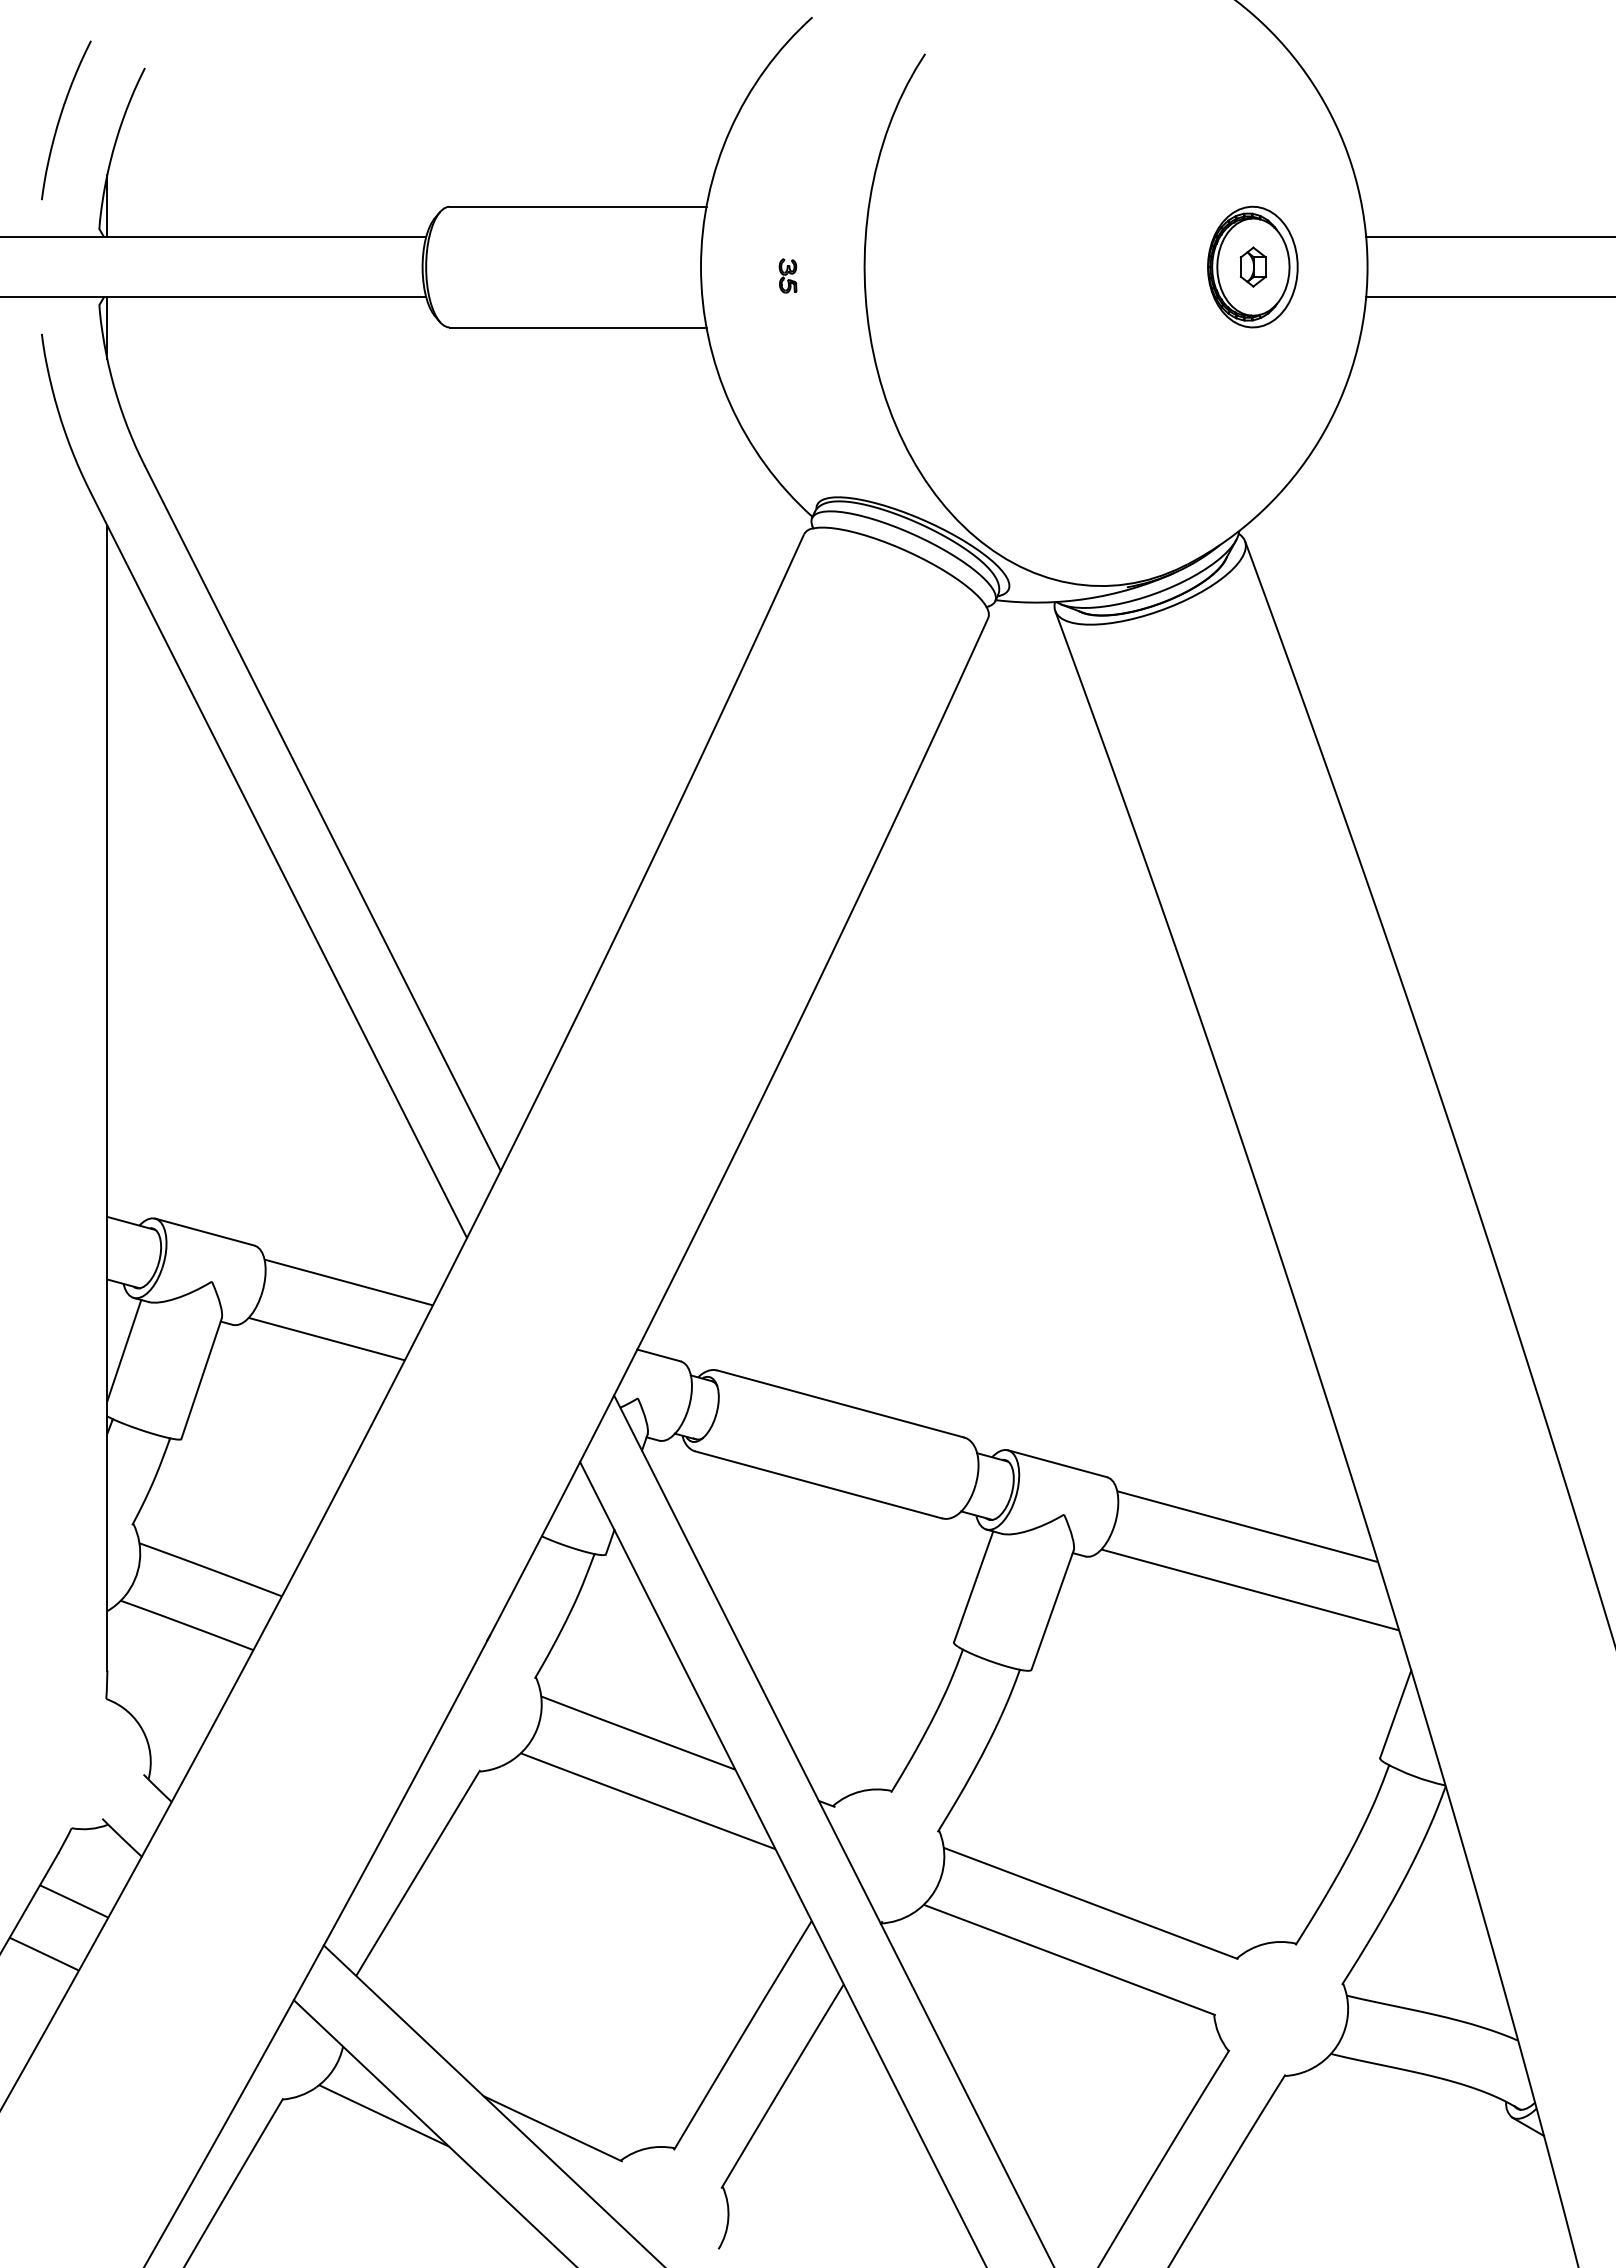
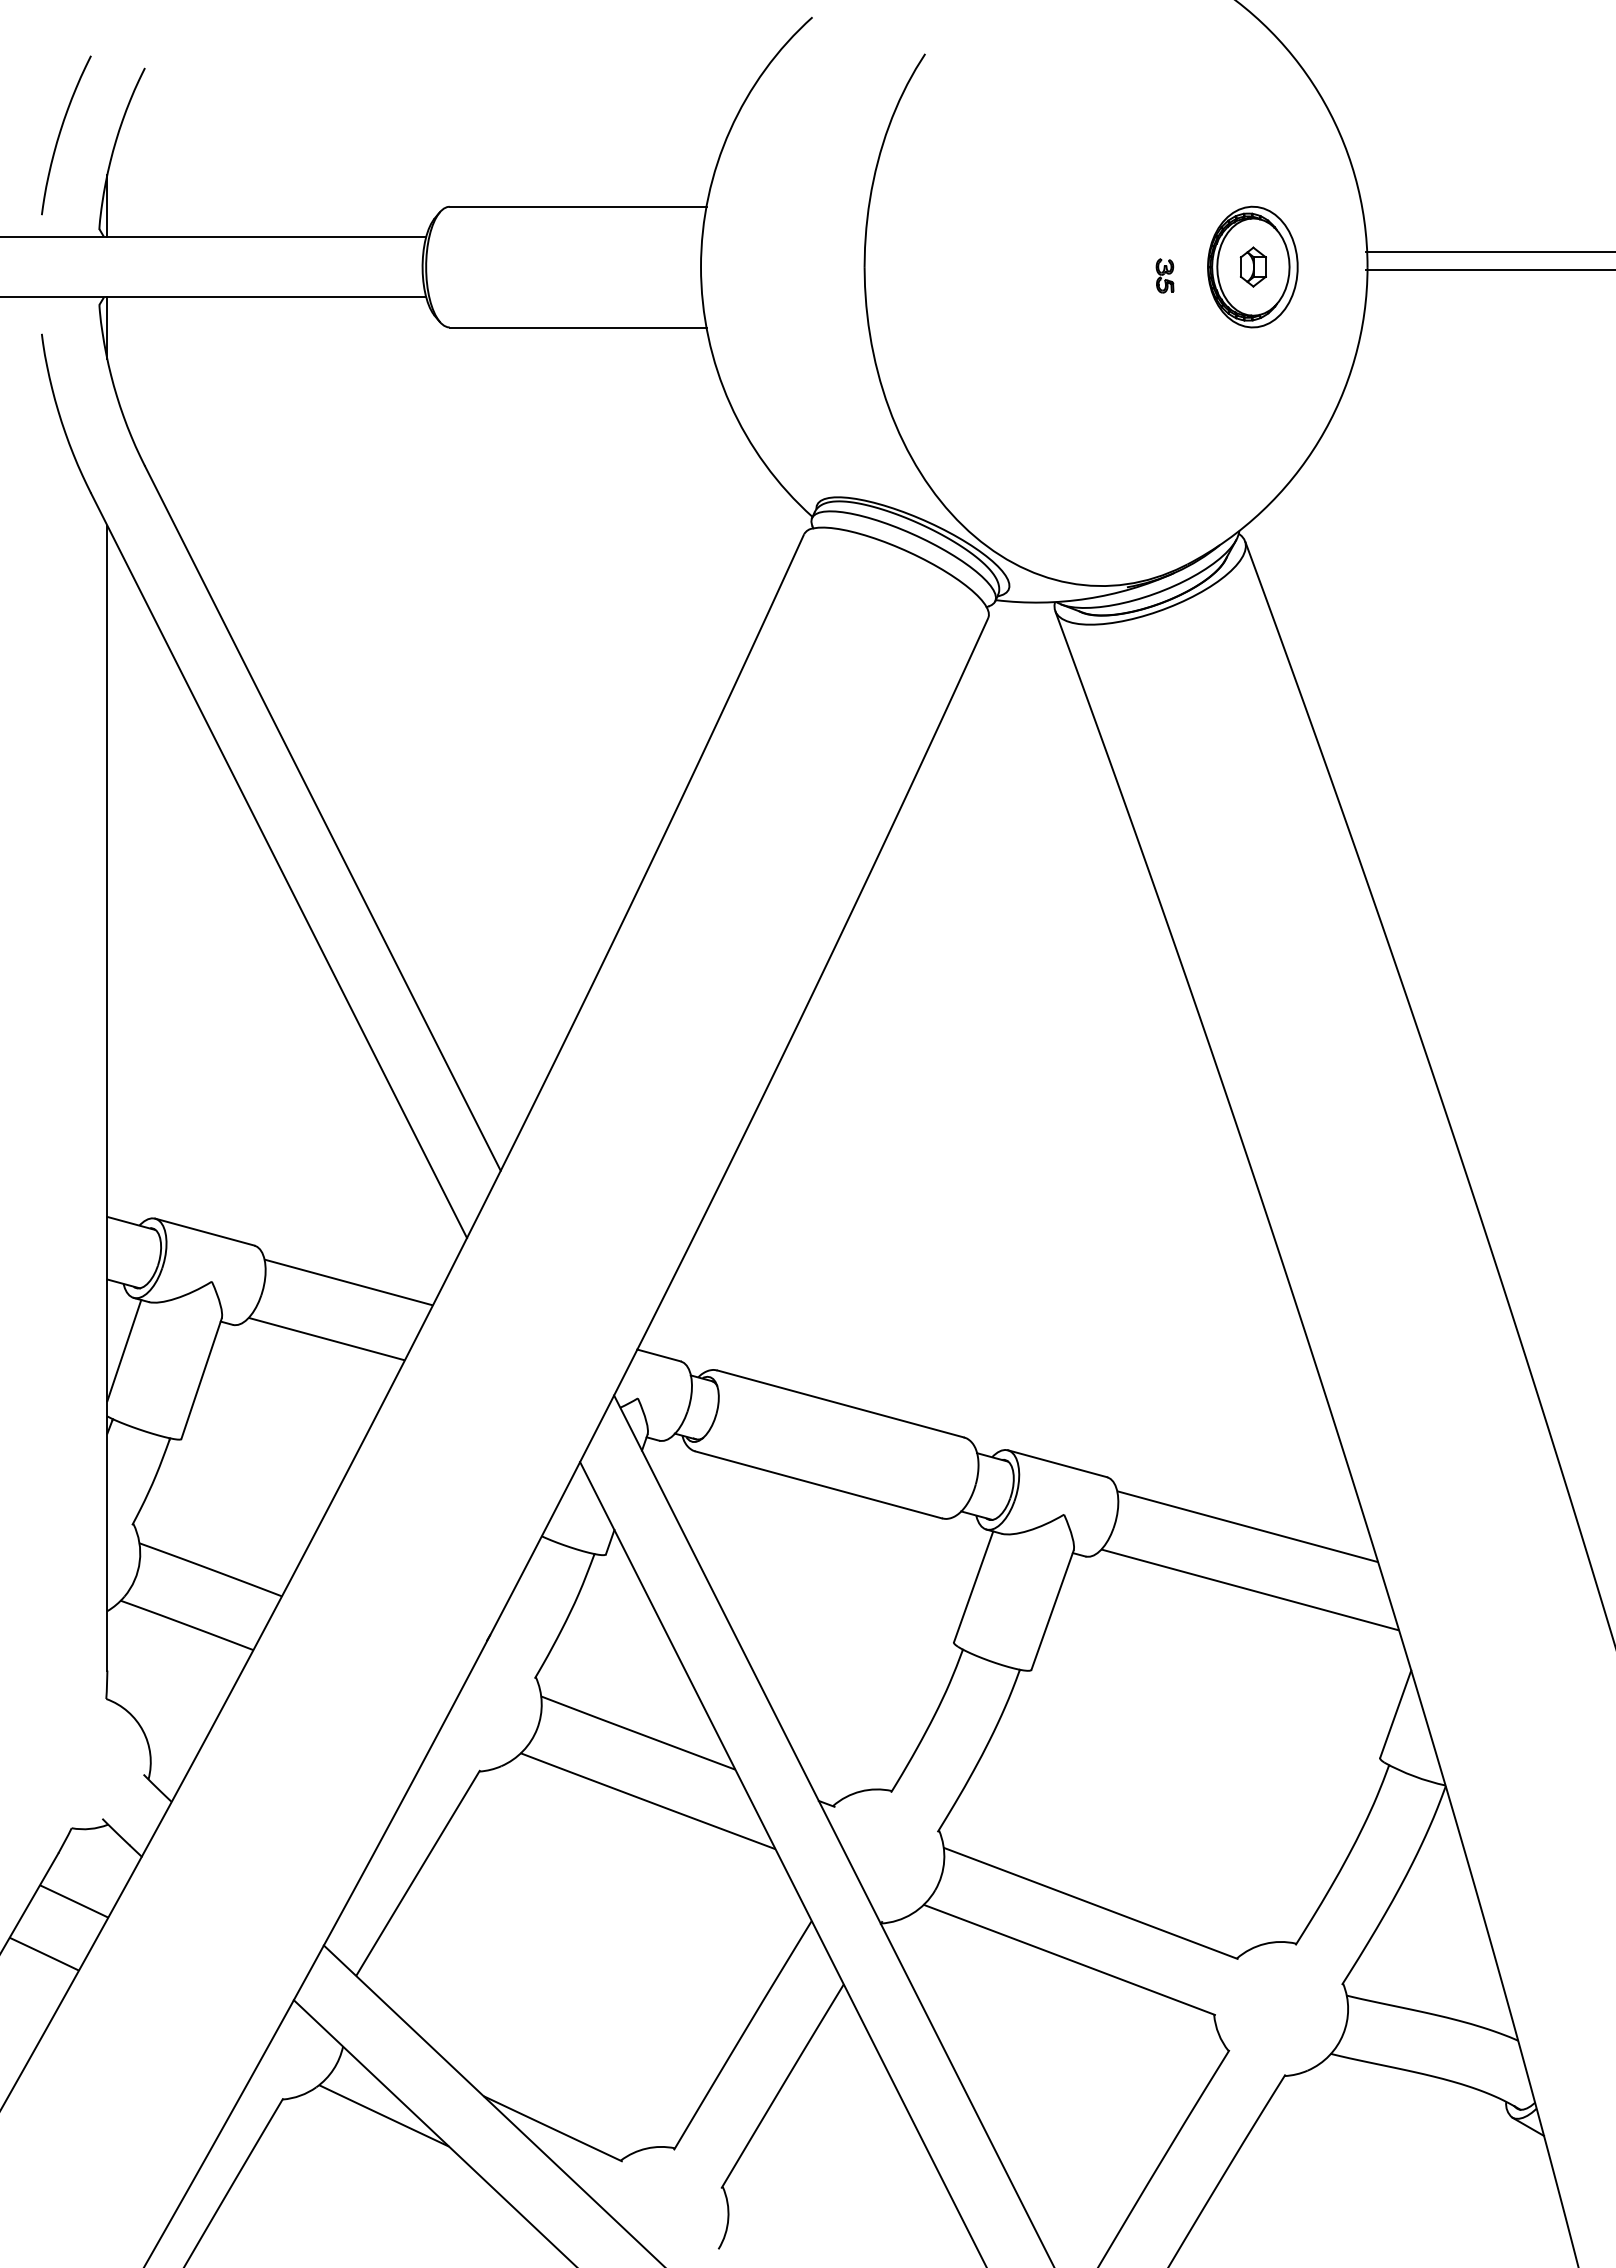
curve position: (60, 120) -> (60, 135) (60, 135)
line position: (1489, 236) -> (1489, 251) (1489, 251)
part position: (787, 275) -> (1164, 275) (1164, 275)
line position: (1489, 297) -> (1489, 270) (1489, 270)
